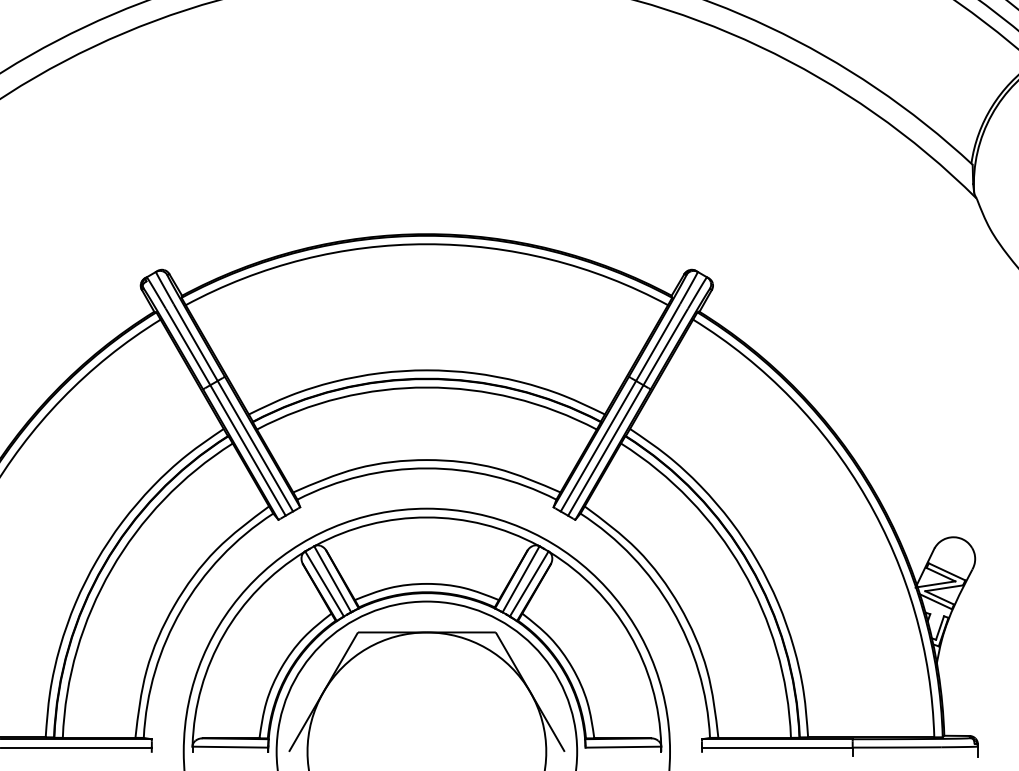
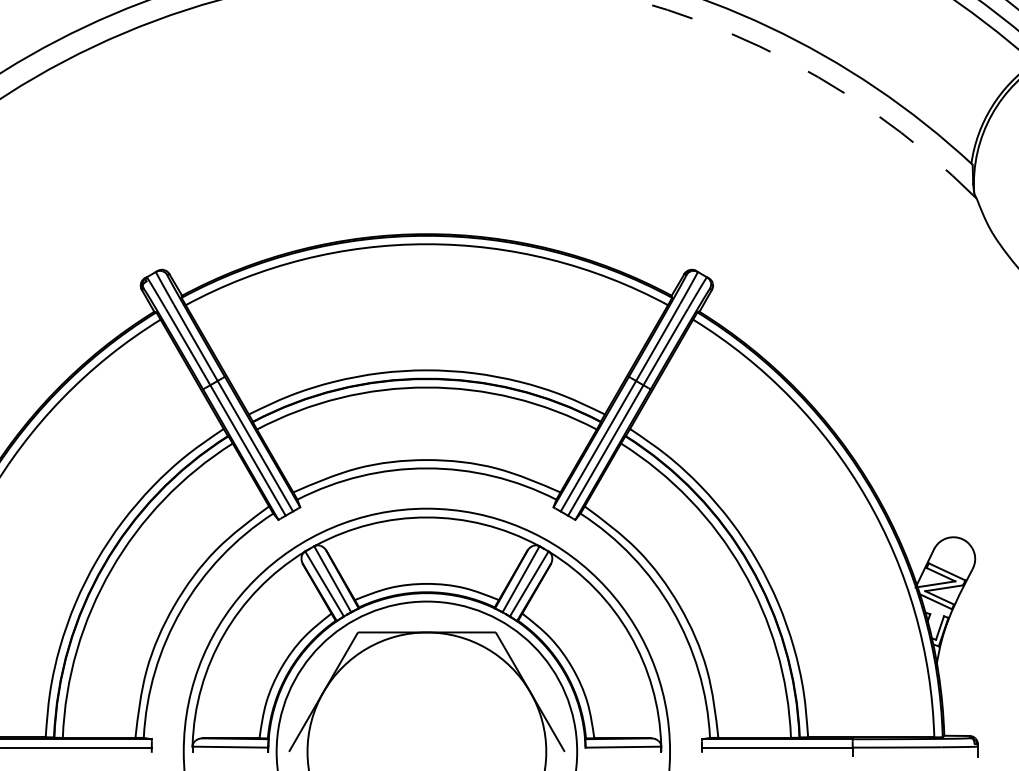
arc: solid -> dashed (817, 76)
